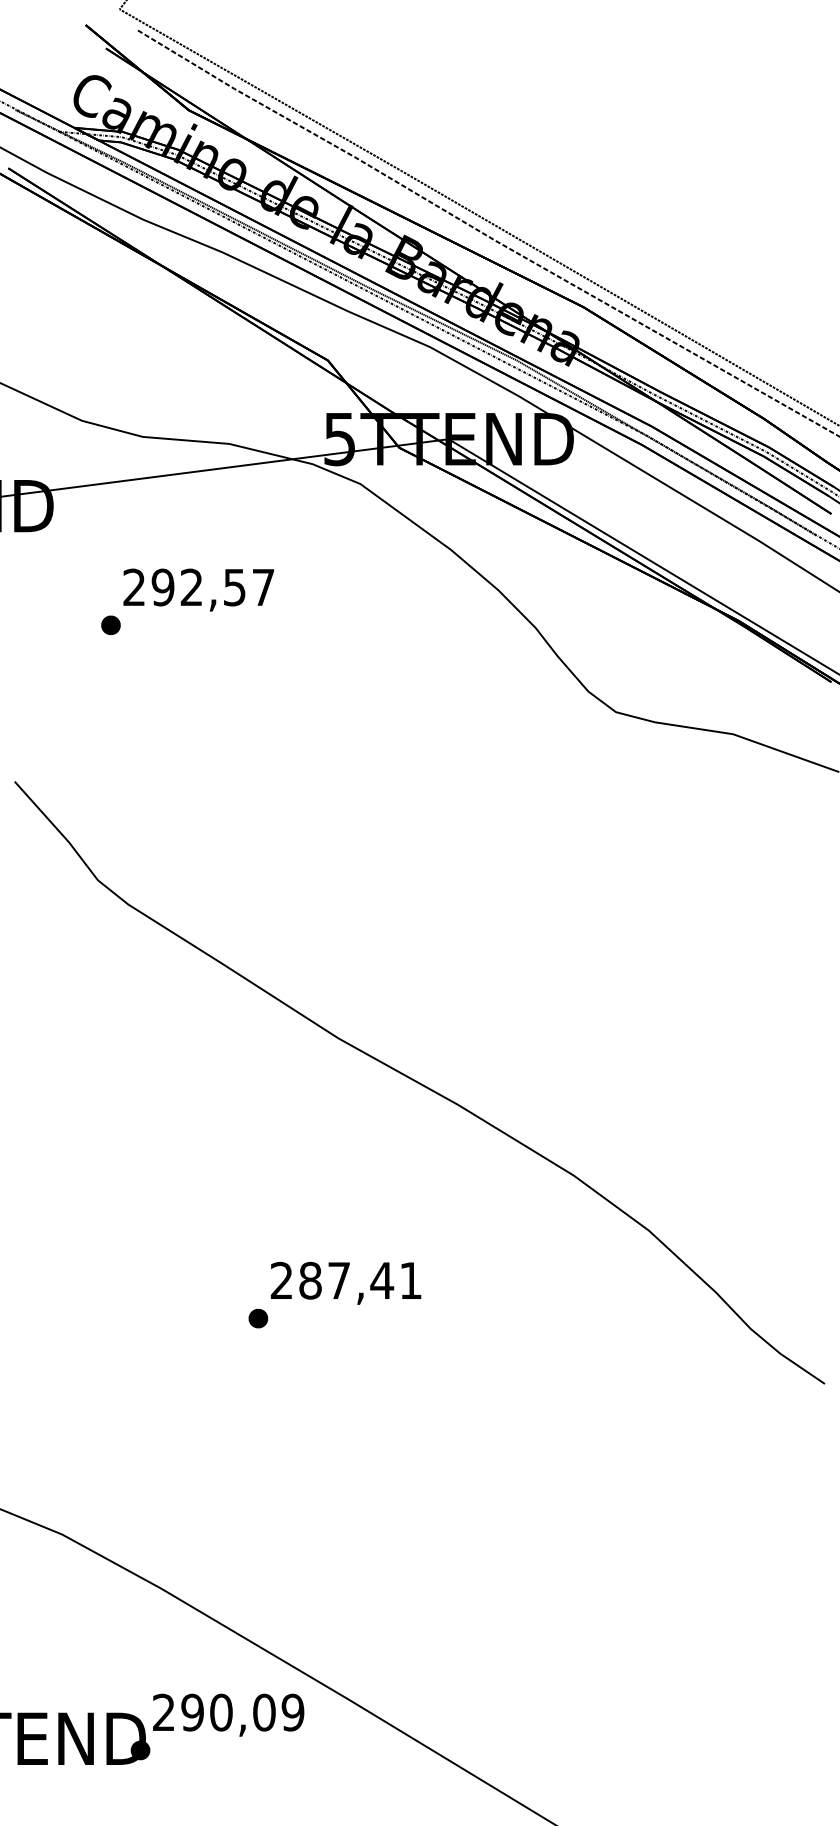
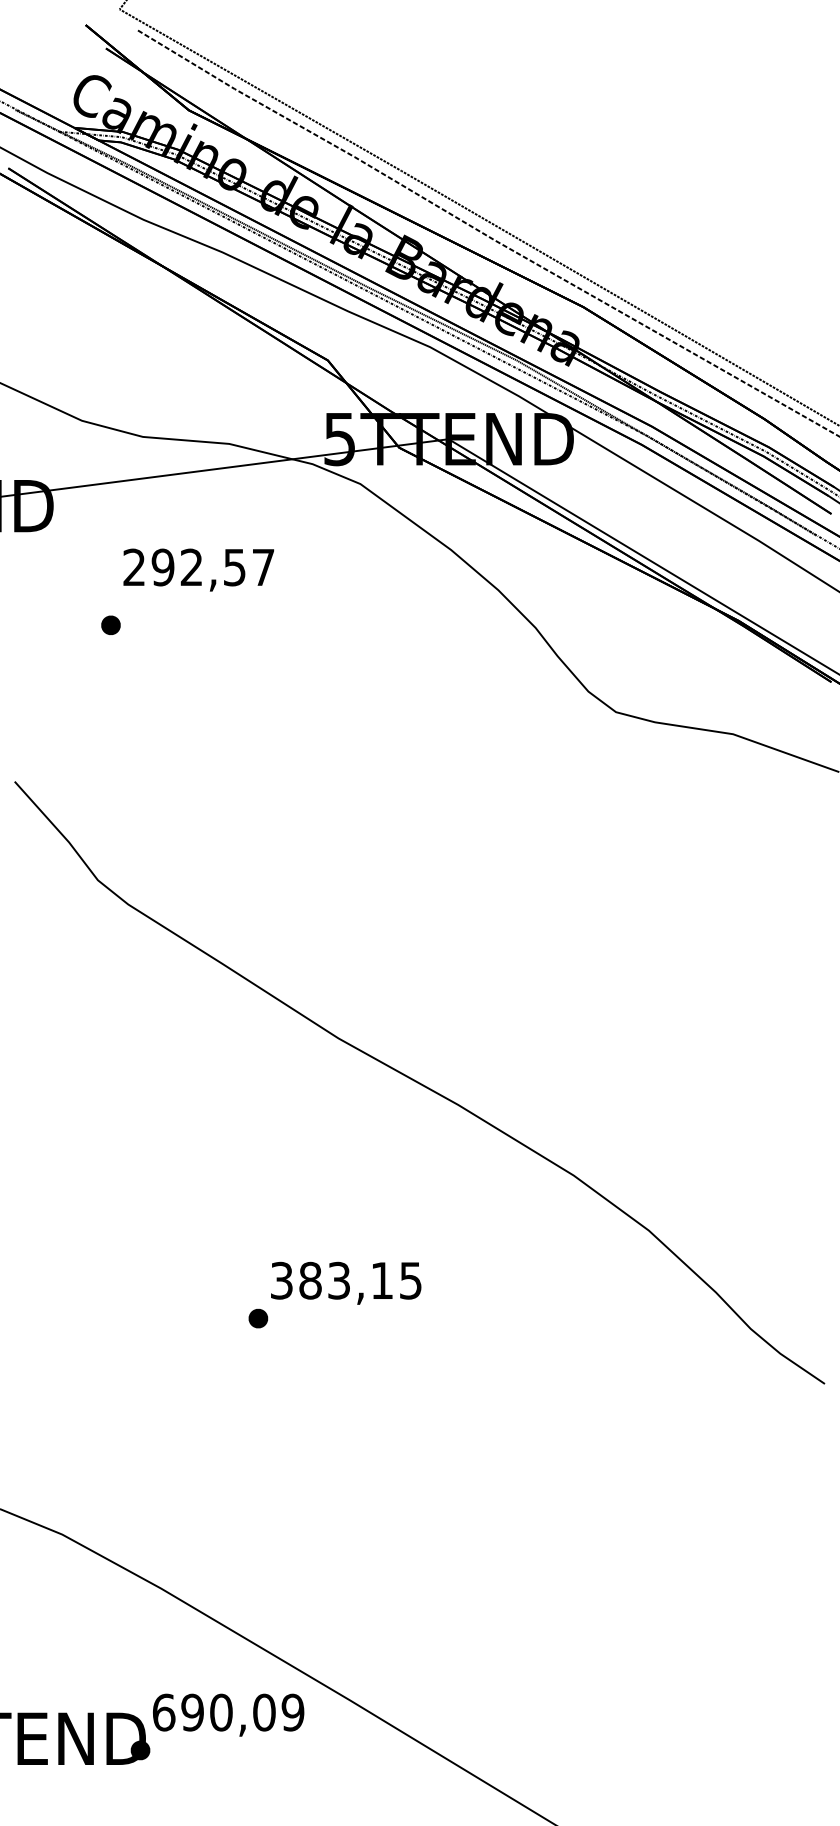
text position: (198, 589) -> (198, 569) (198, 569)
text: 287,41 -> 383,15 (345, 1280)
text: 290,09 -> 690,09 (164, 1712)
